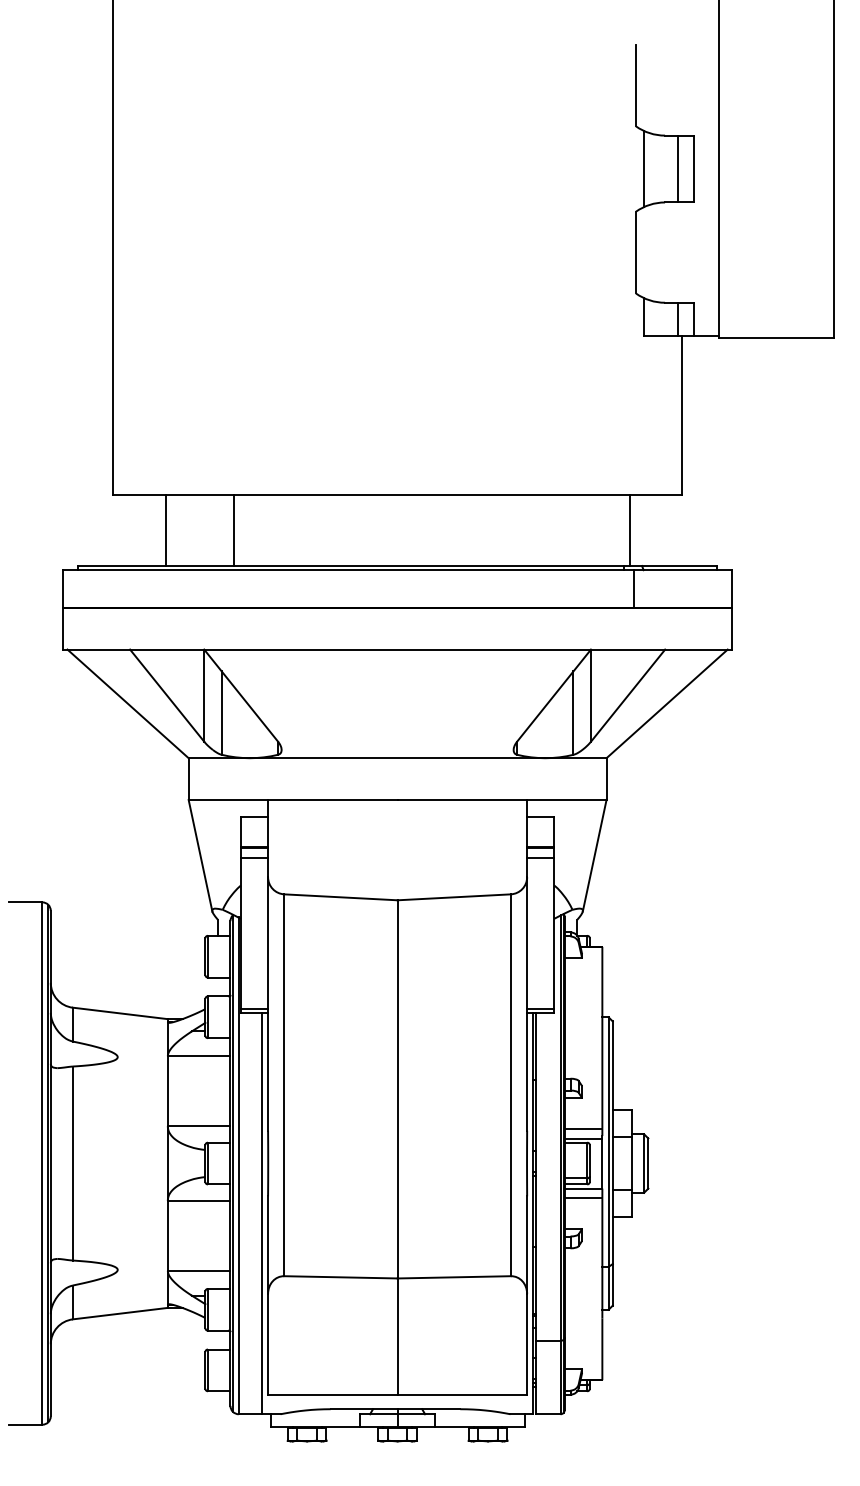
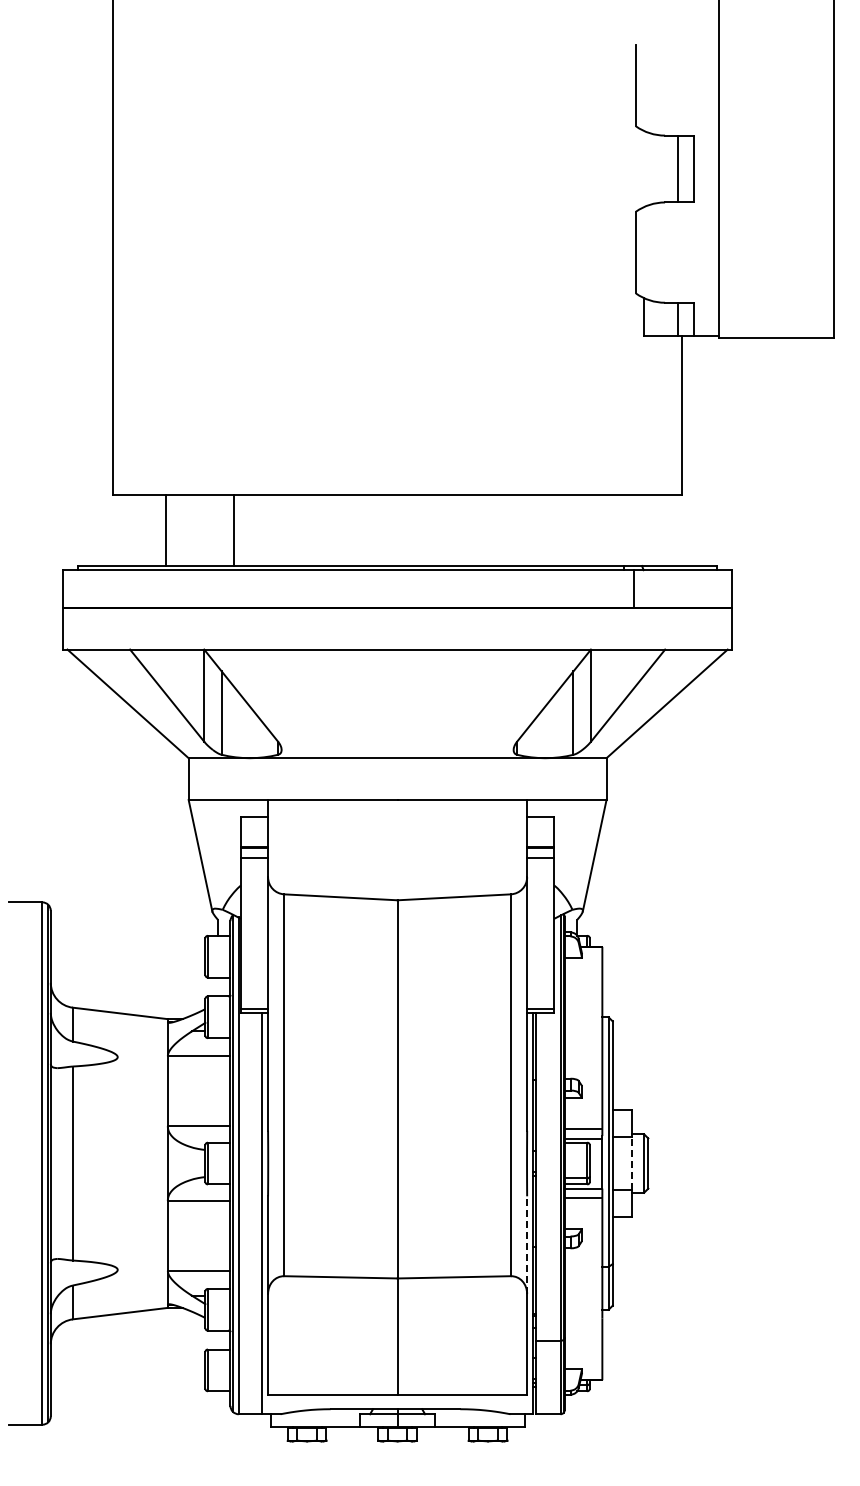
line: present -> none (643, 168)
line: present -> none (629, 530)
line: solid -> dashed (631, 1163)
line: solid -> dashed (527, 1245)
